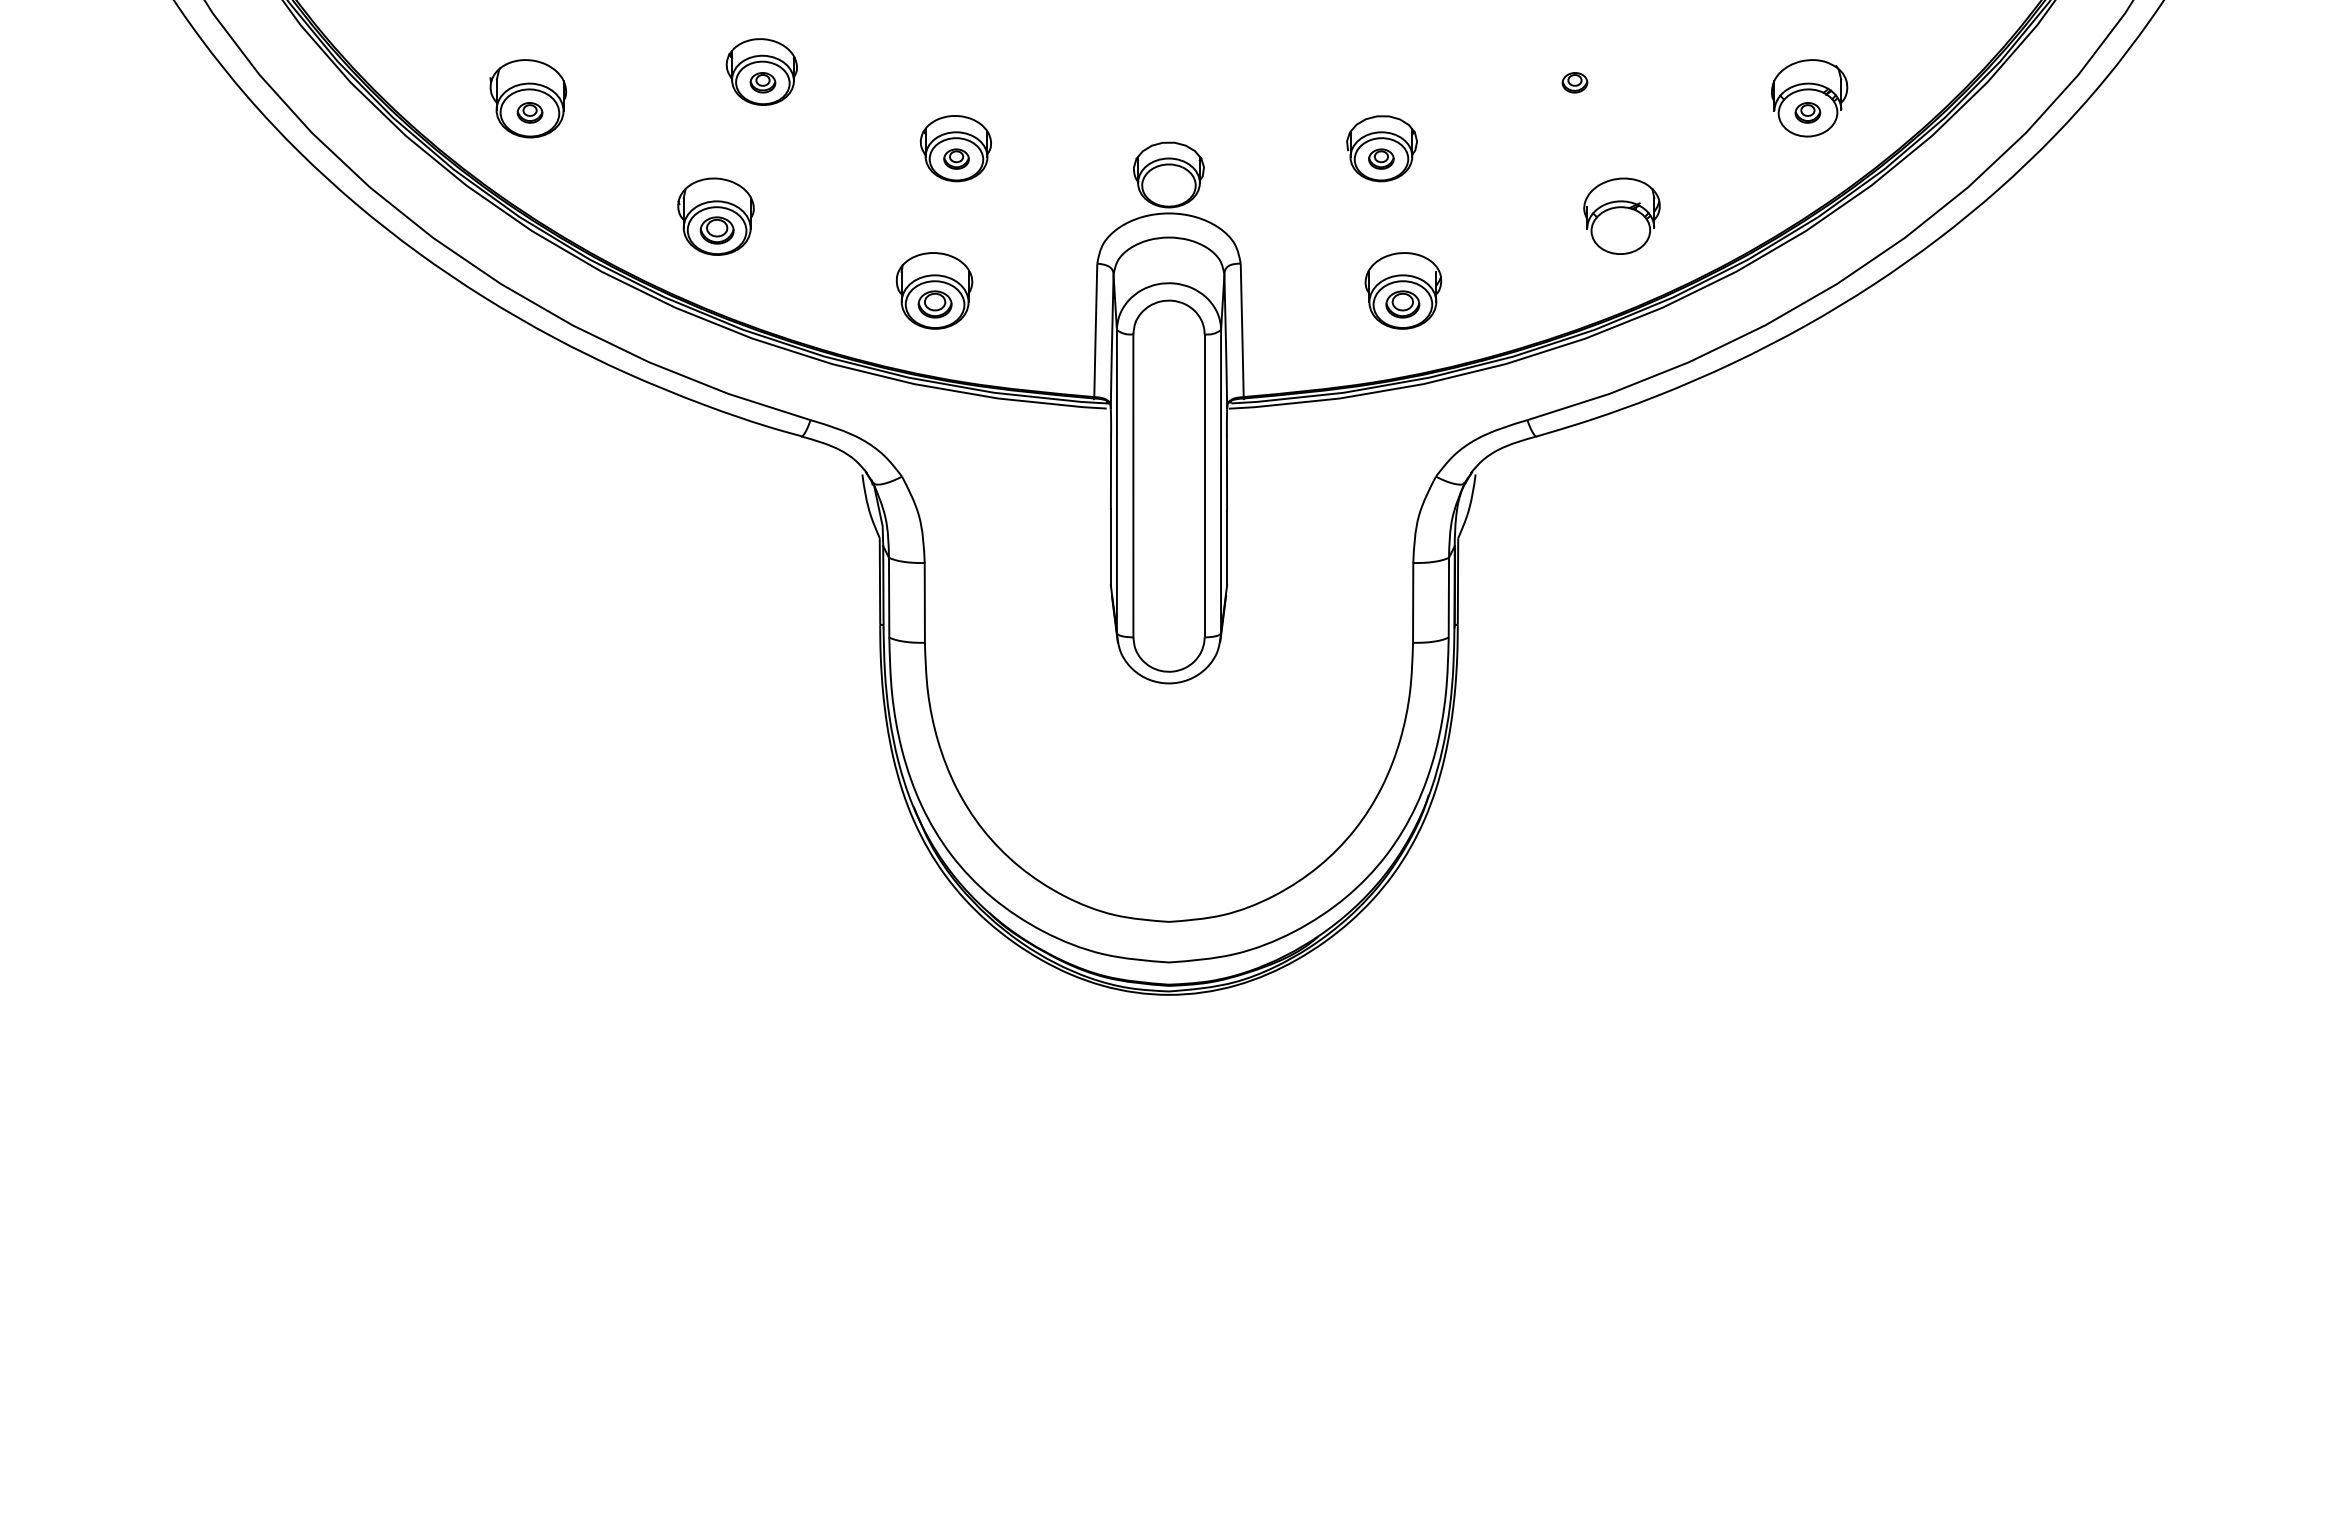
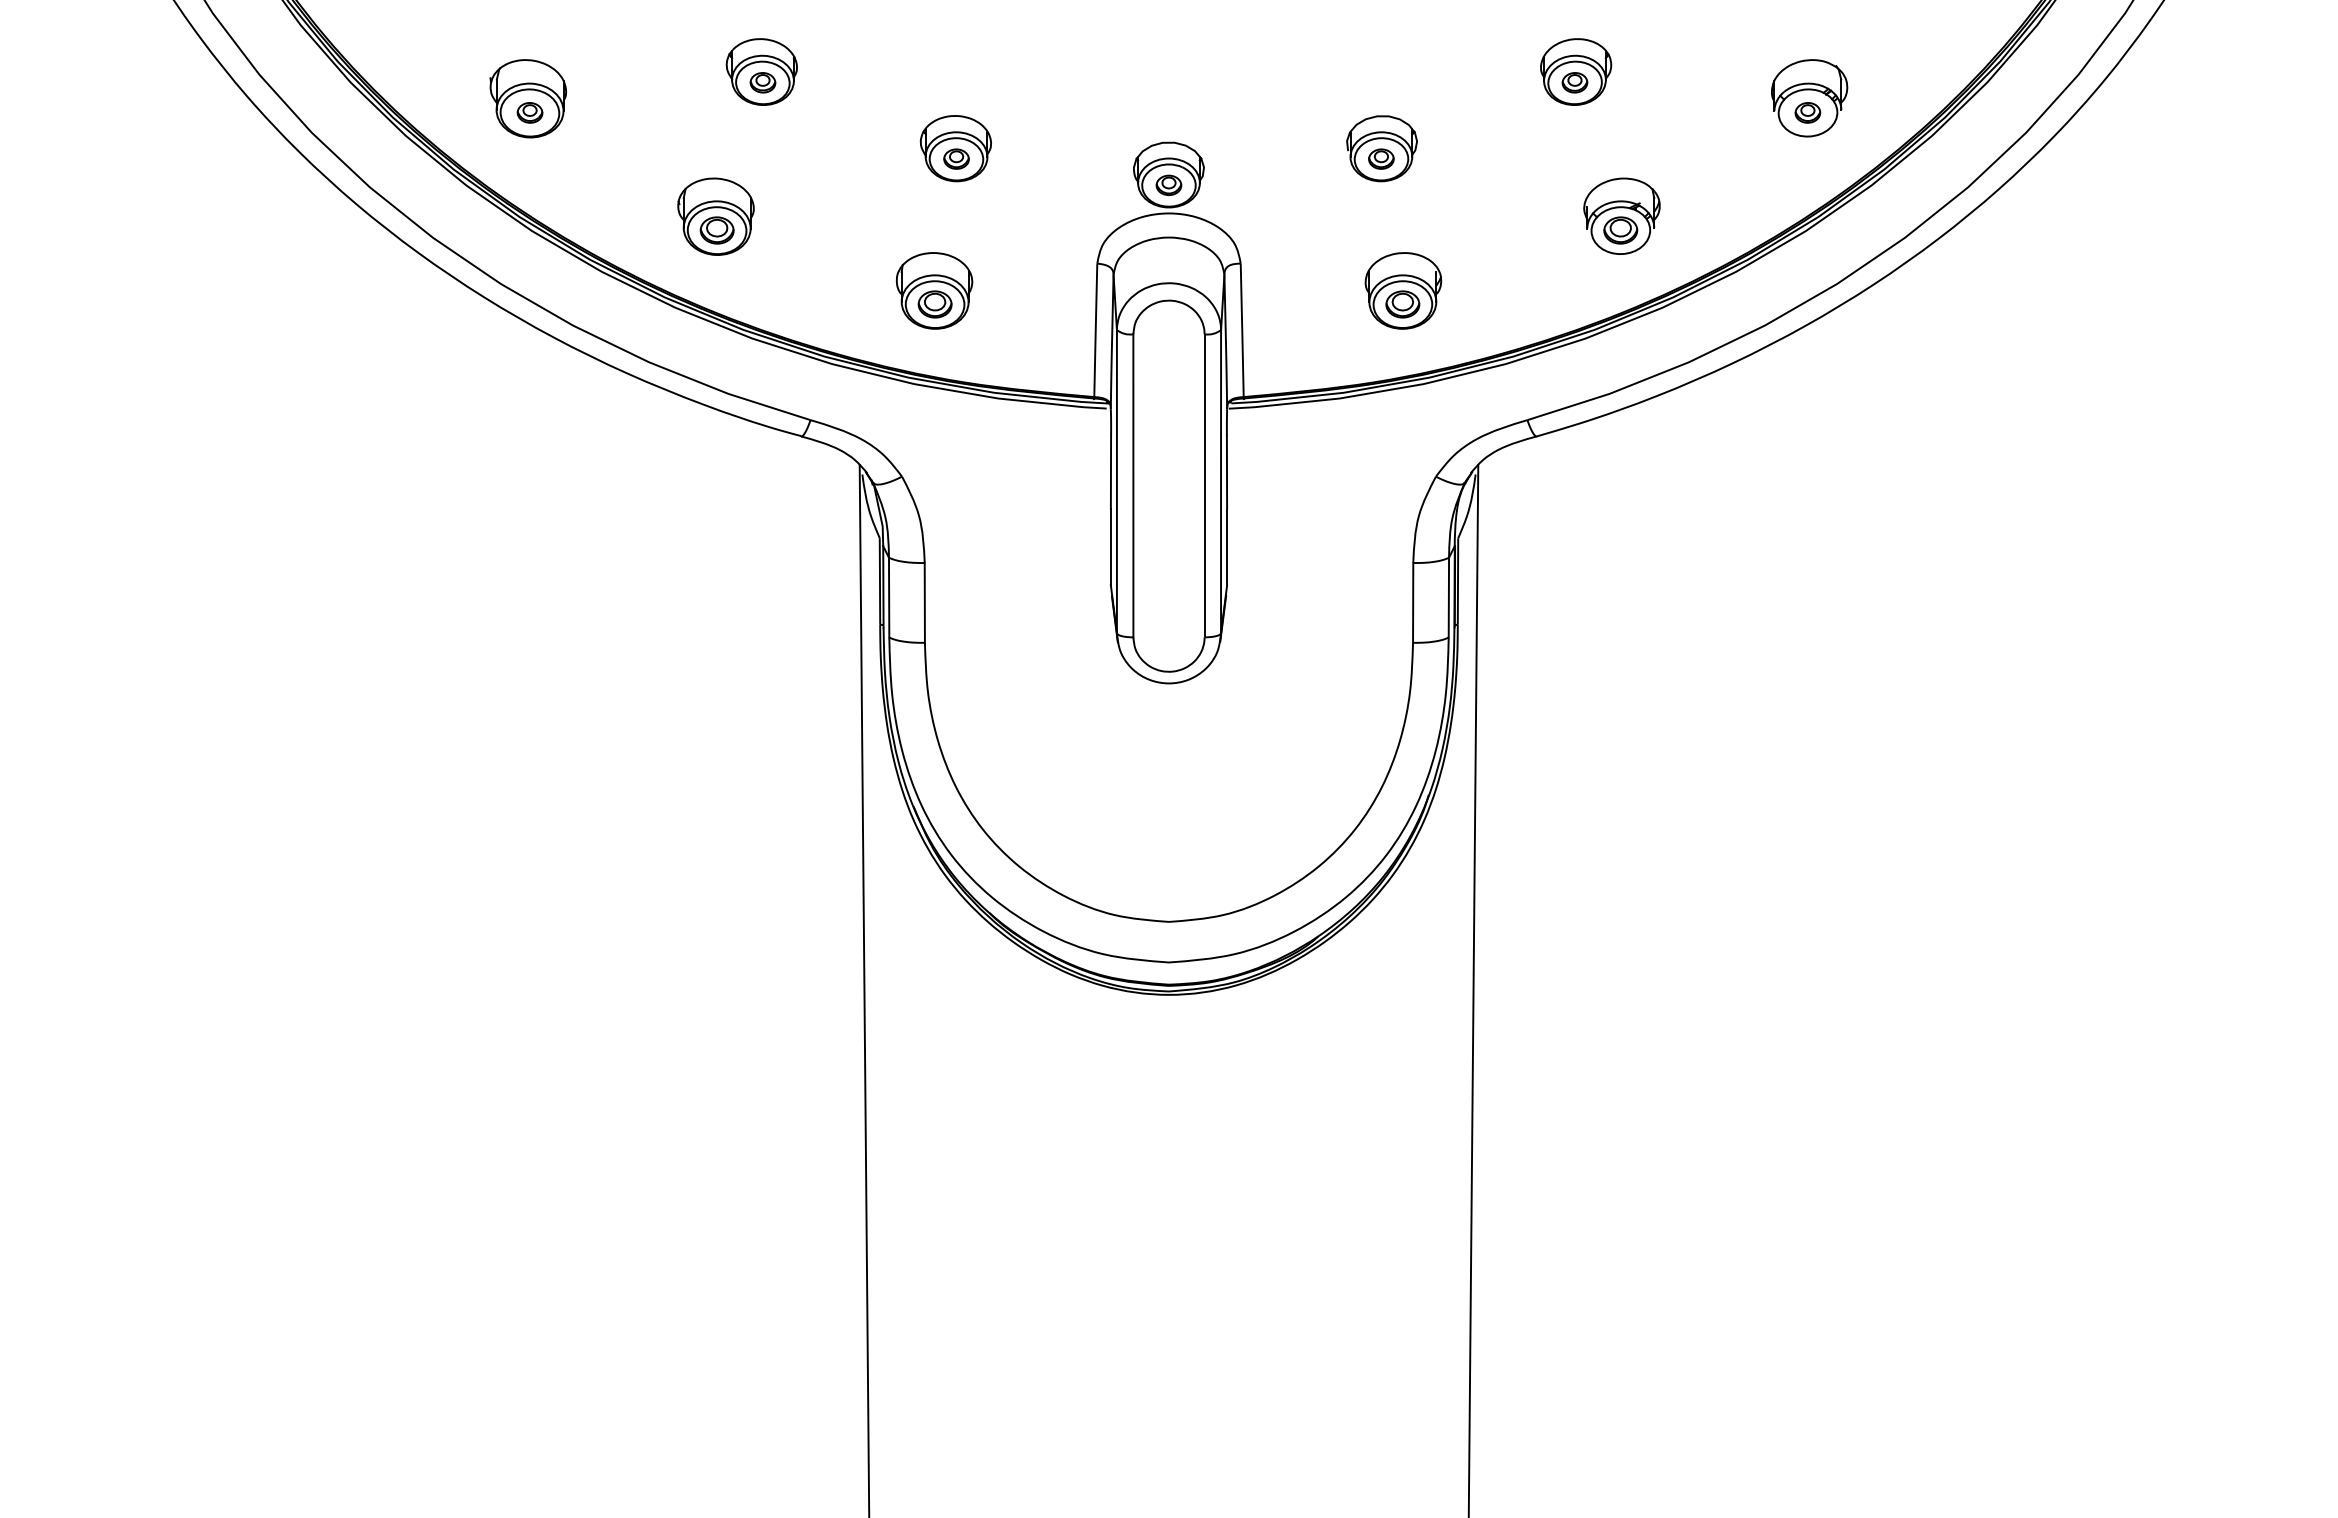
part: none -> present (1576, 71)
part: none -> present (1168, 184)
part: none -> present (1620, 230)
line: none -> present (864, 989)
line: none -> present (1473, 989)
